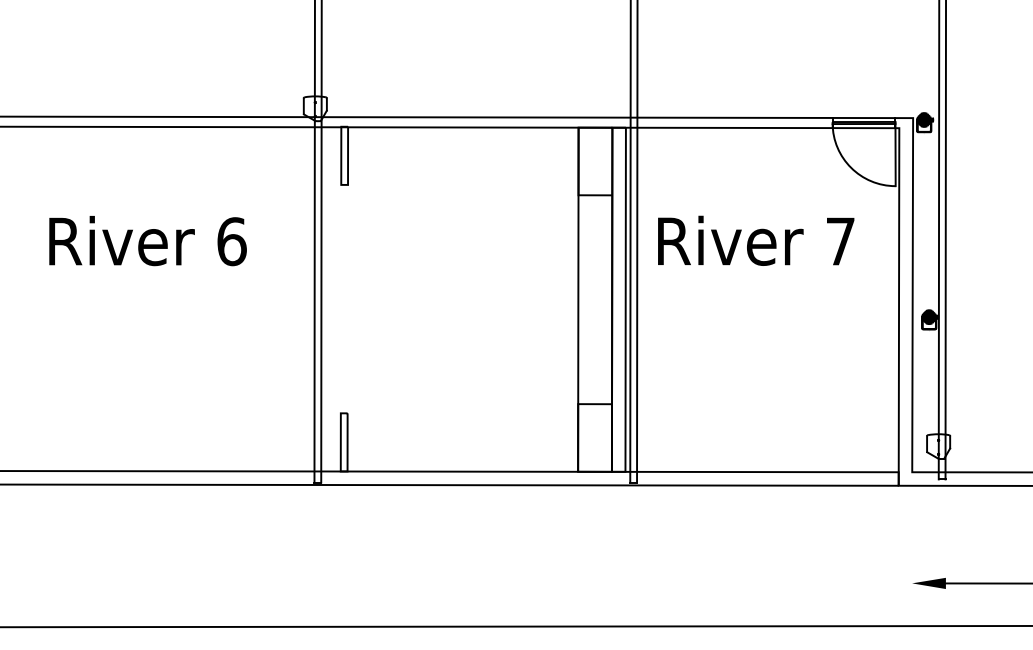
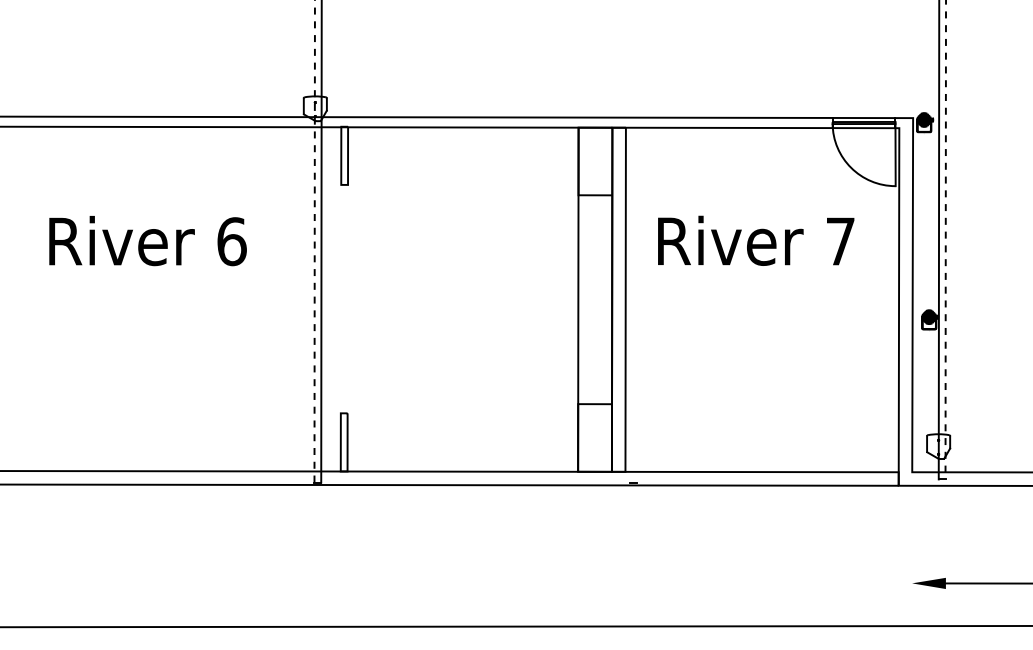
line: solid -> dashed (945, 240)
line: solid -> dashed (314, 241)
line: present -> none (630, 242)
line: present -> none (637, 242)
